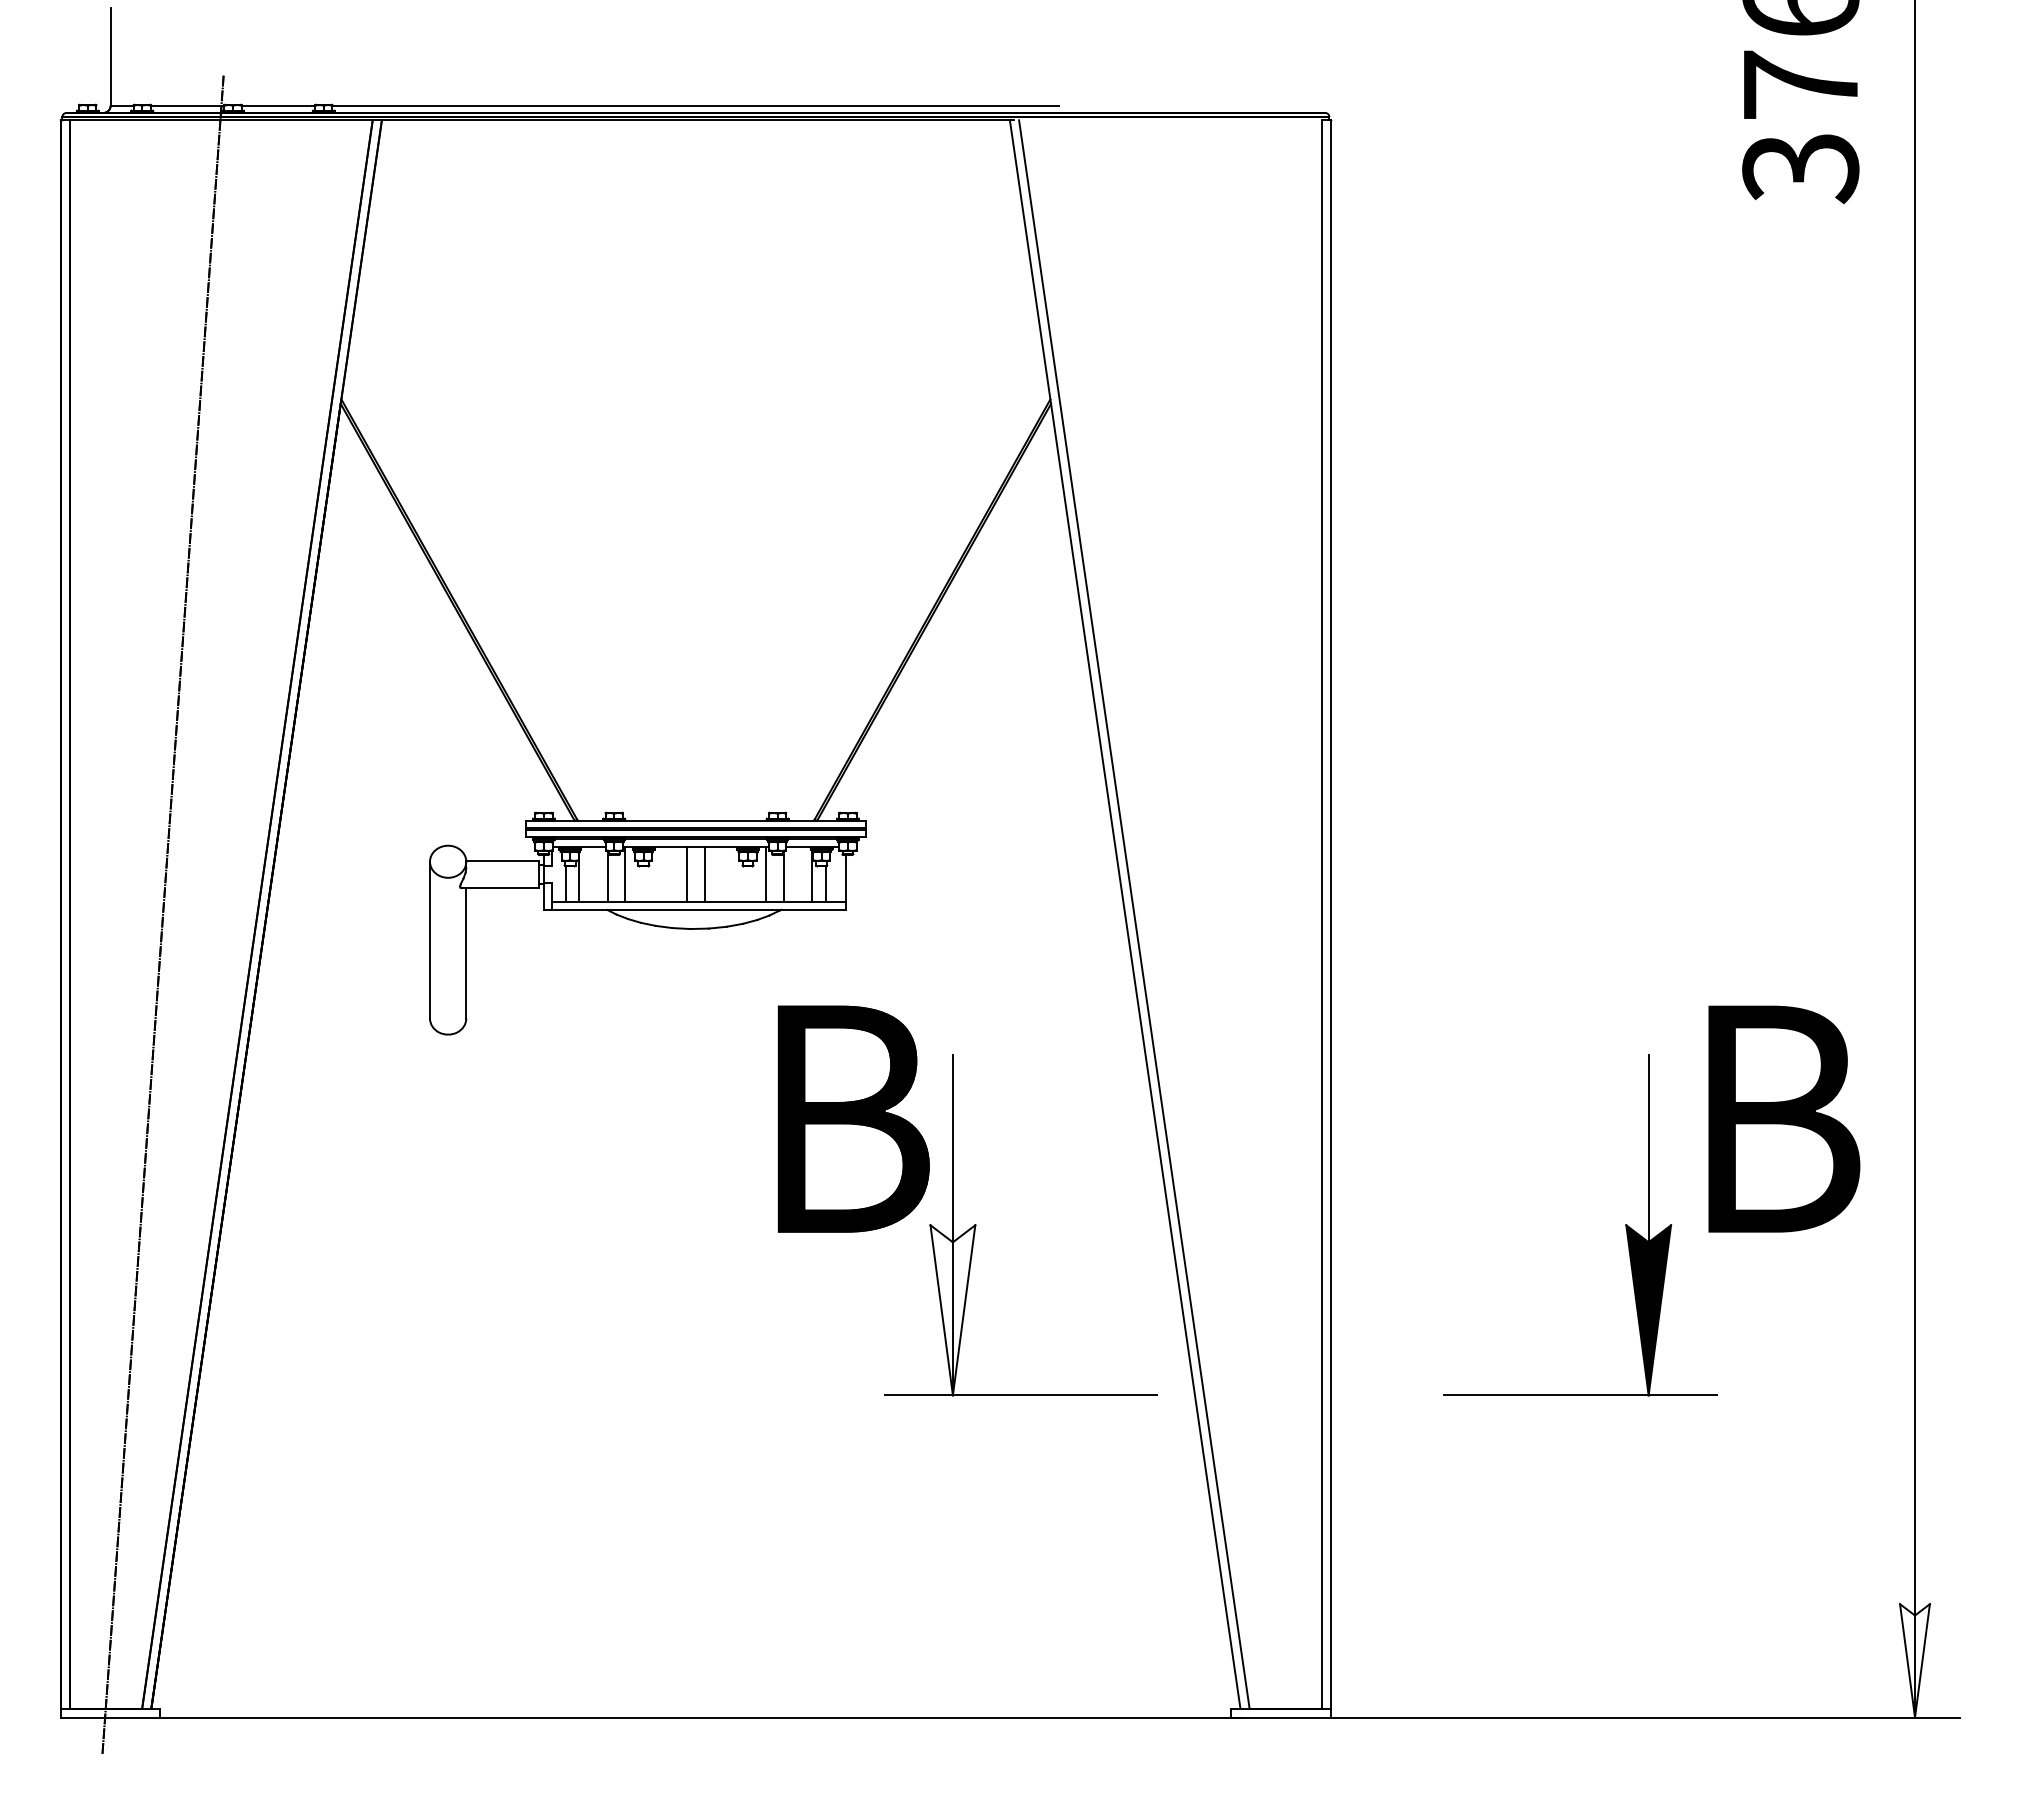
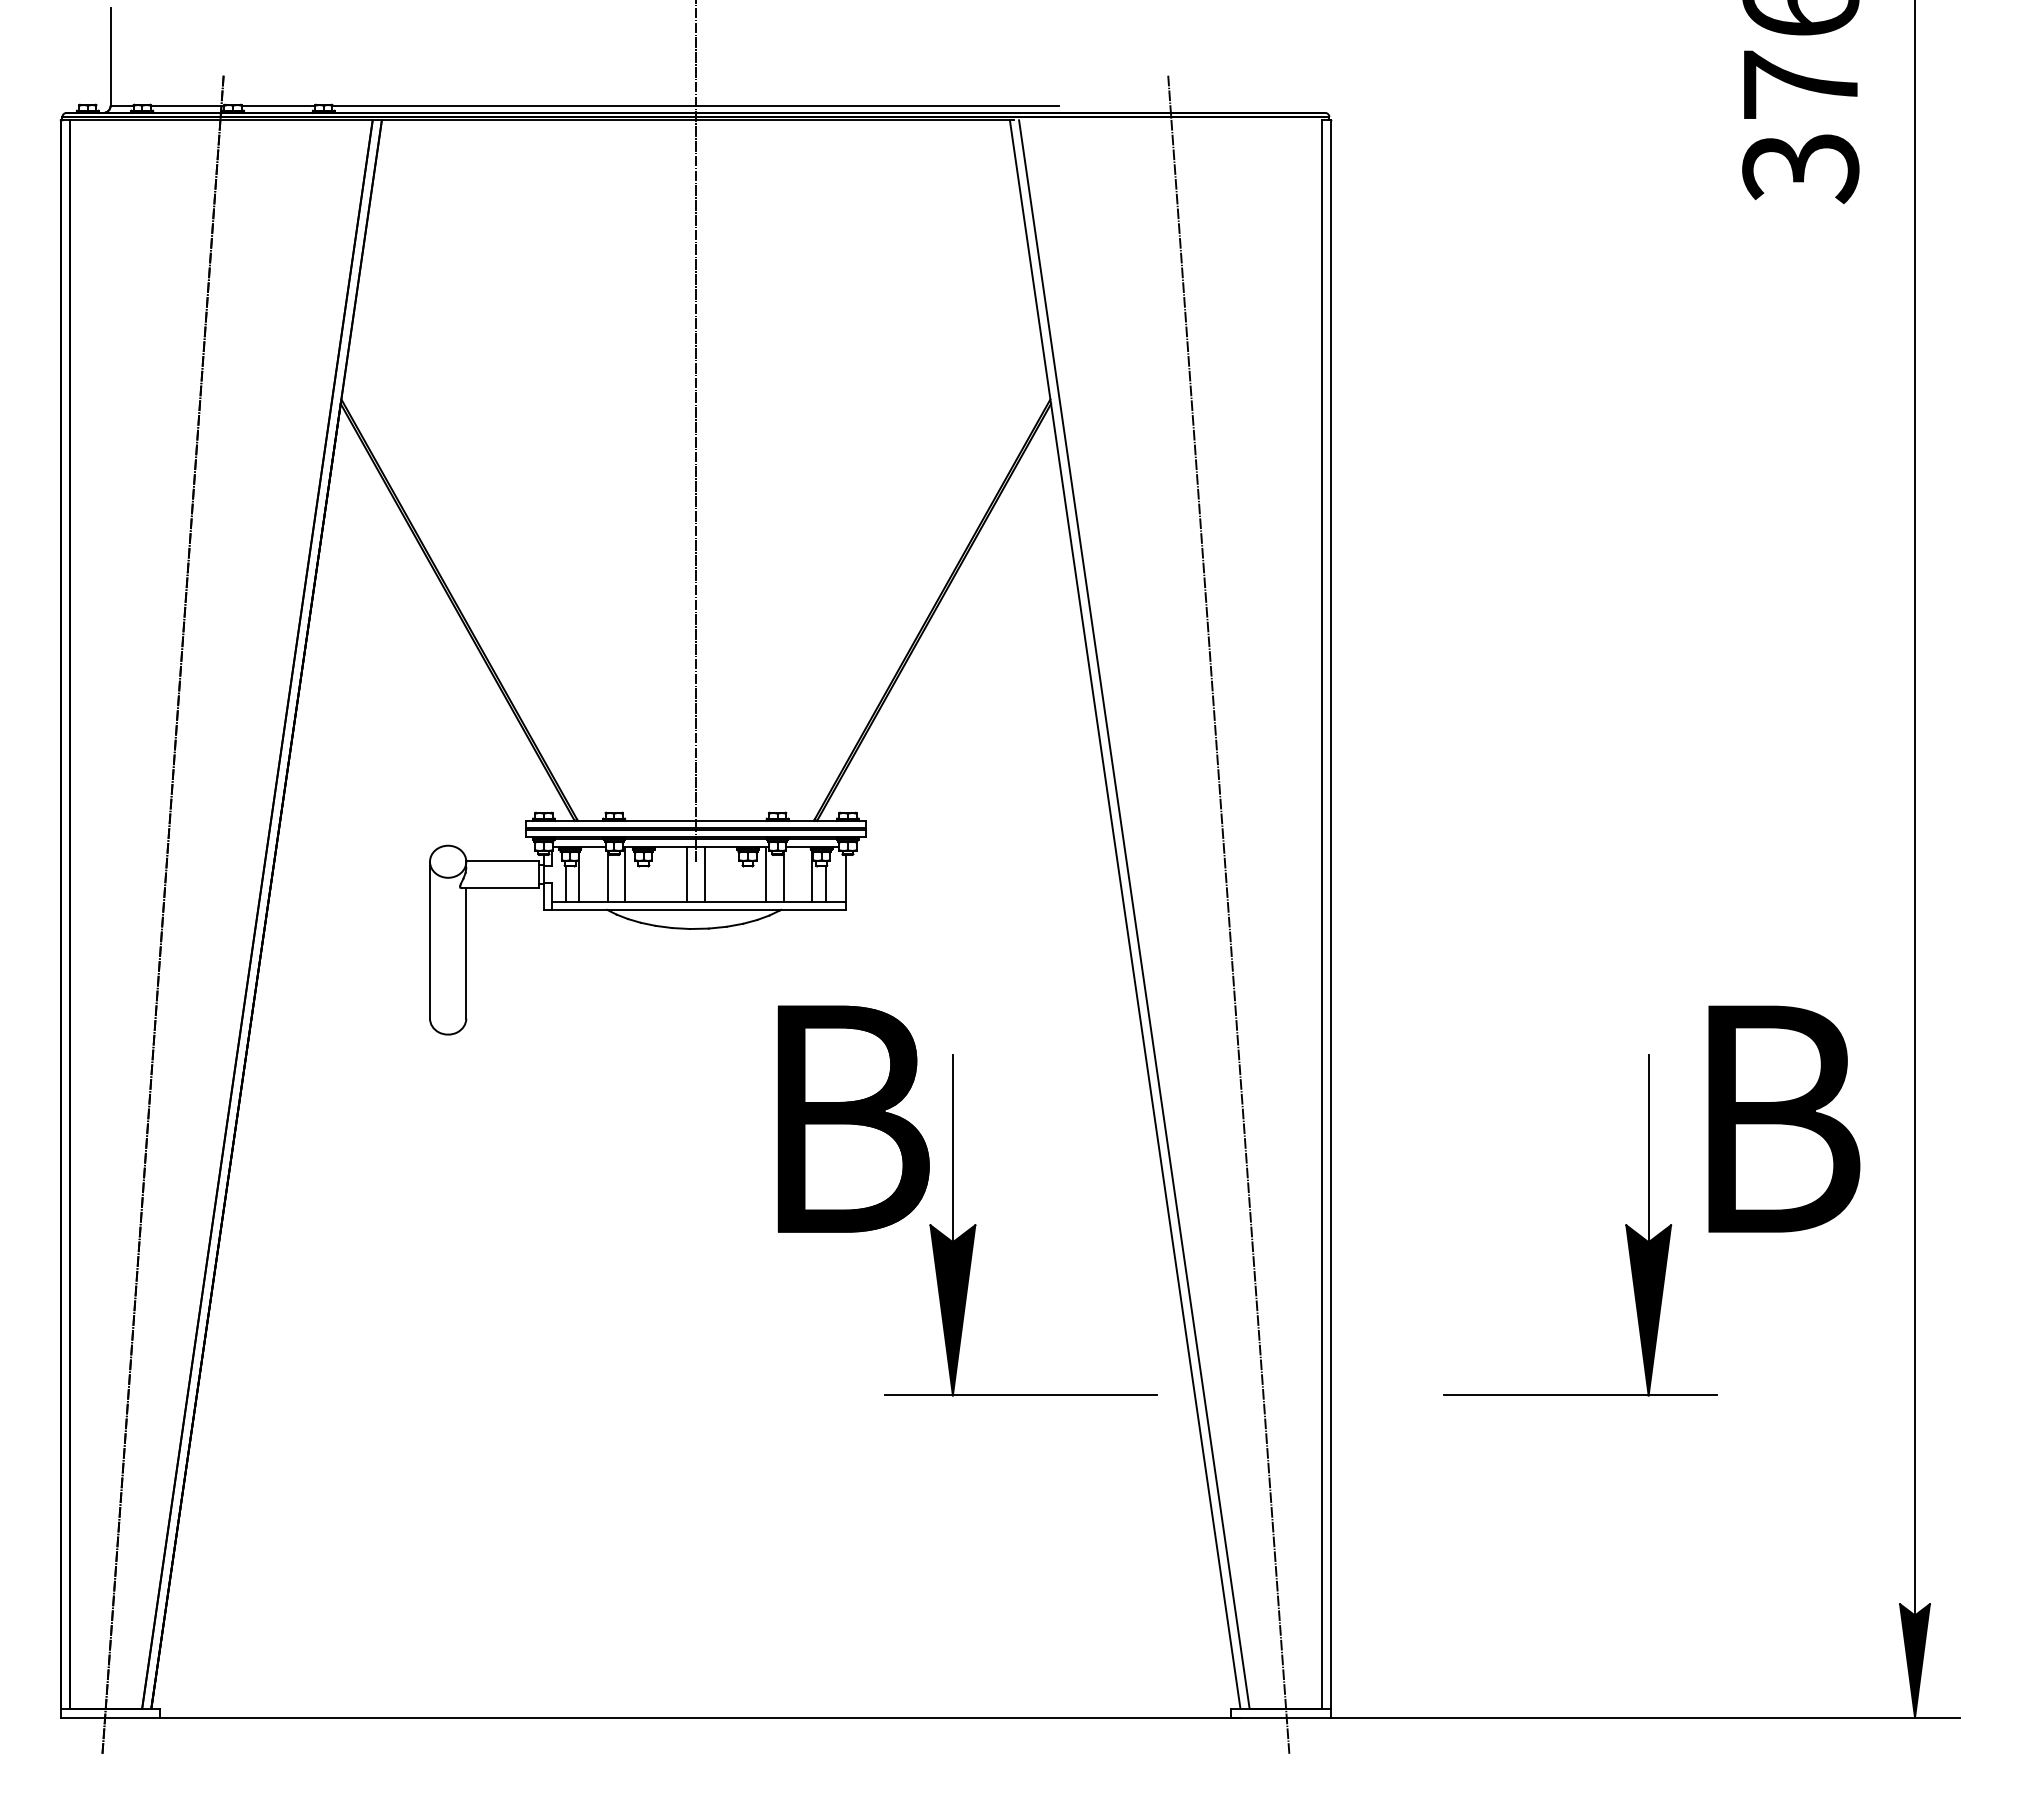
line: none -> present (695, 431)
line: none -> present (1228, 914)
fill: none -> present (952, 1310)
fill: none -> present (1914, 1660)
